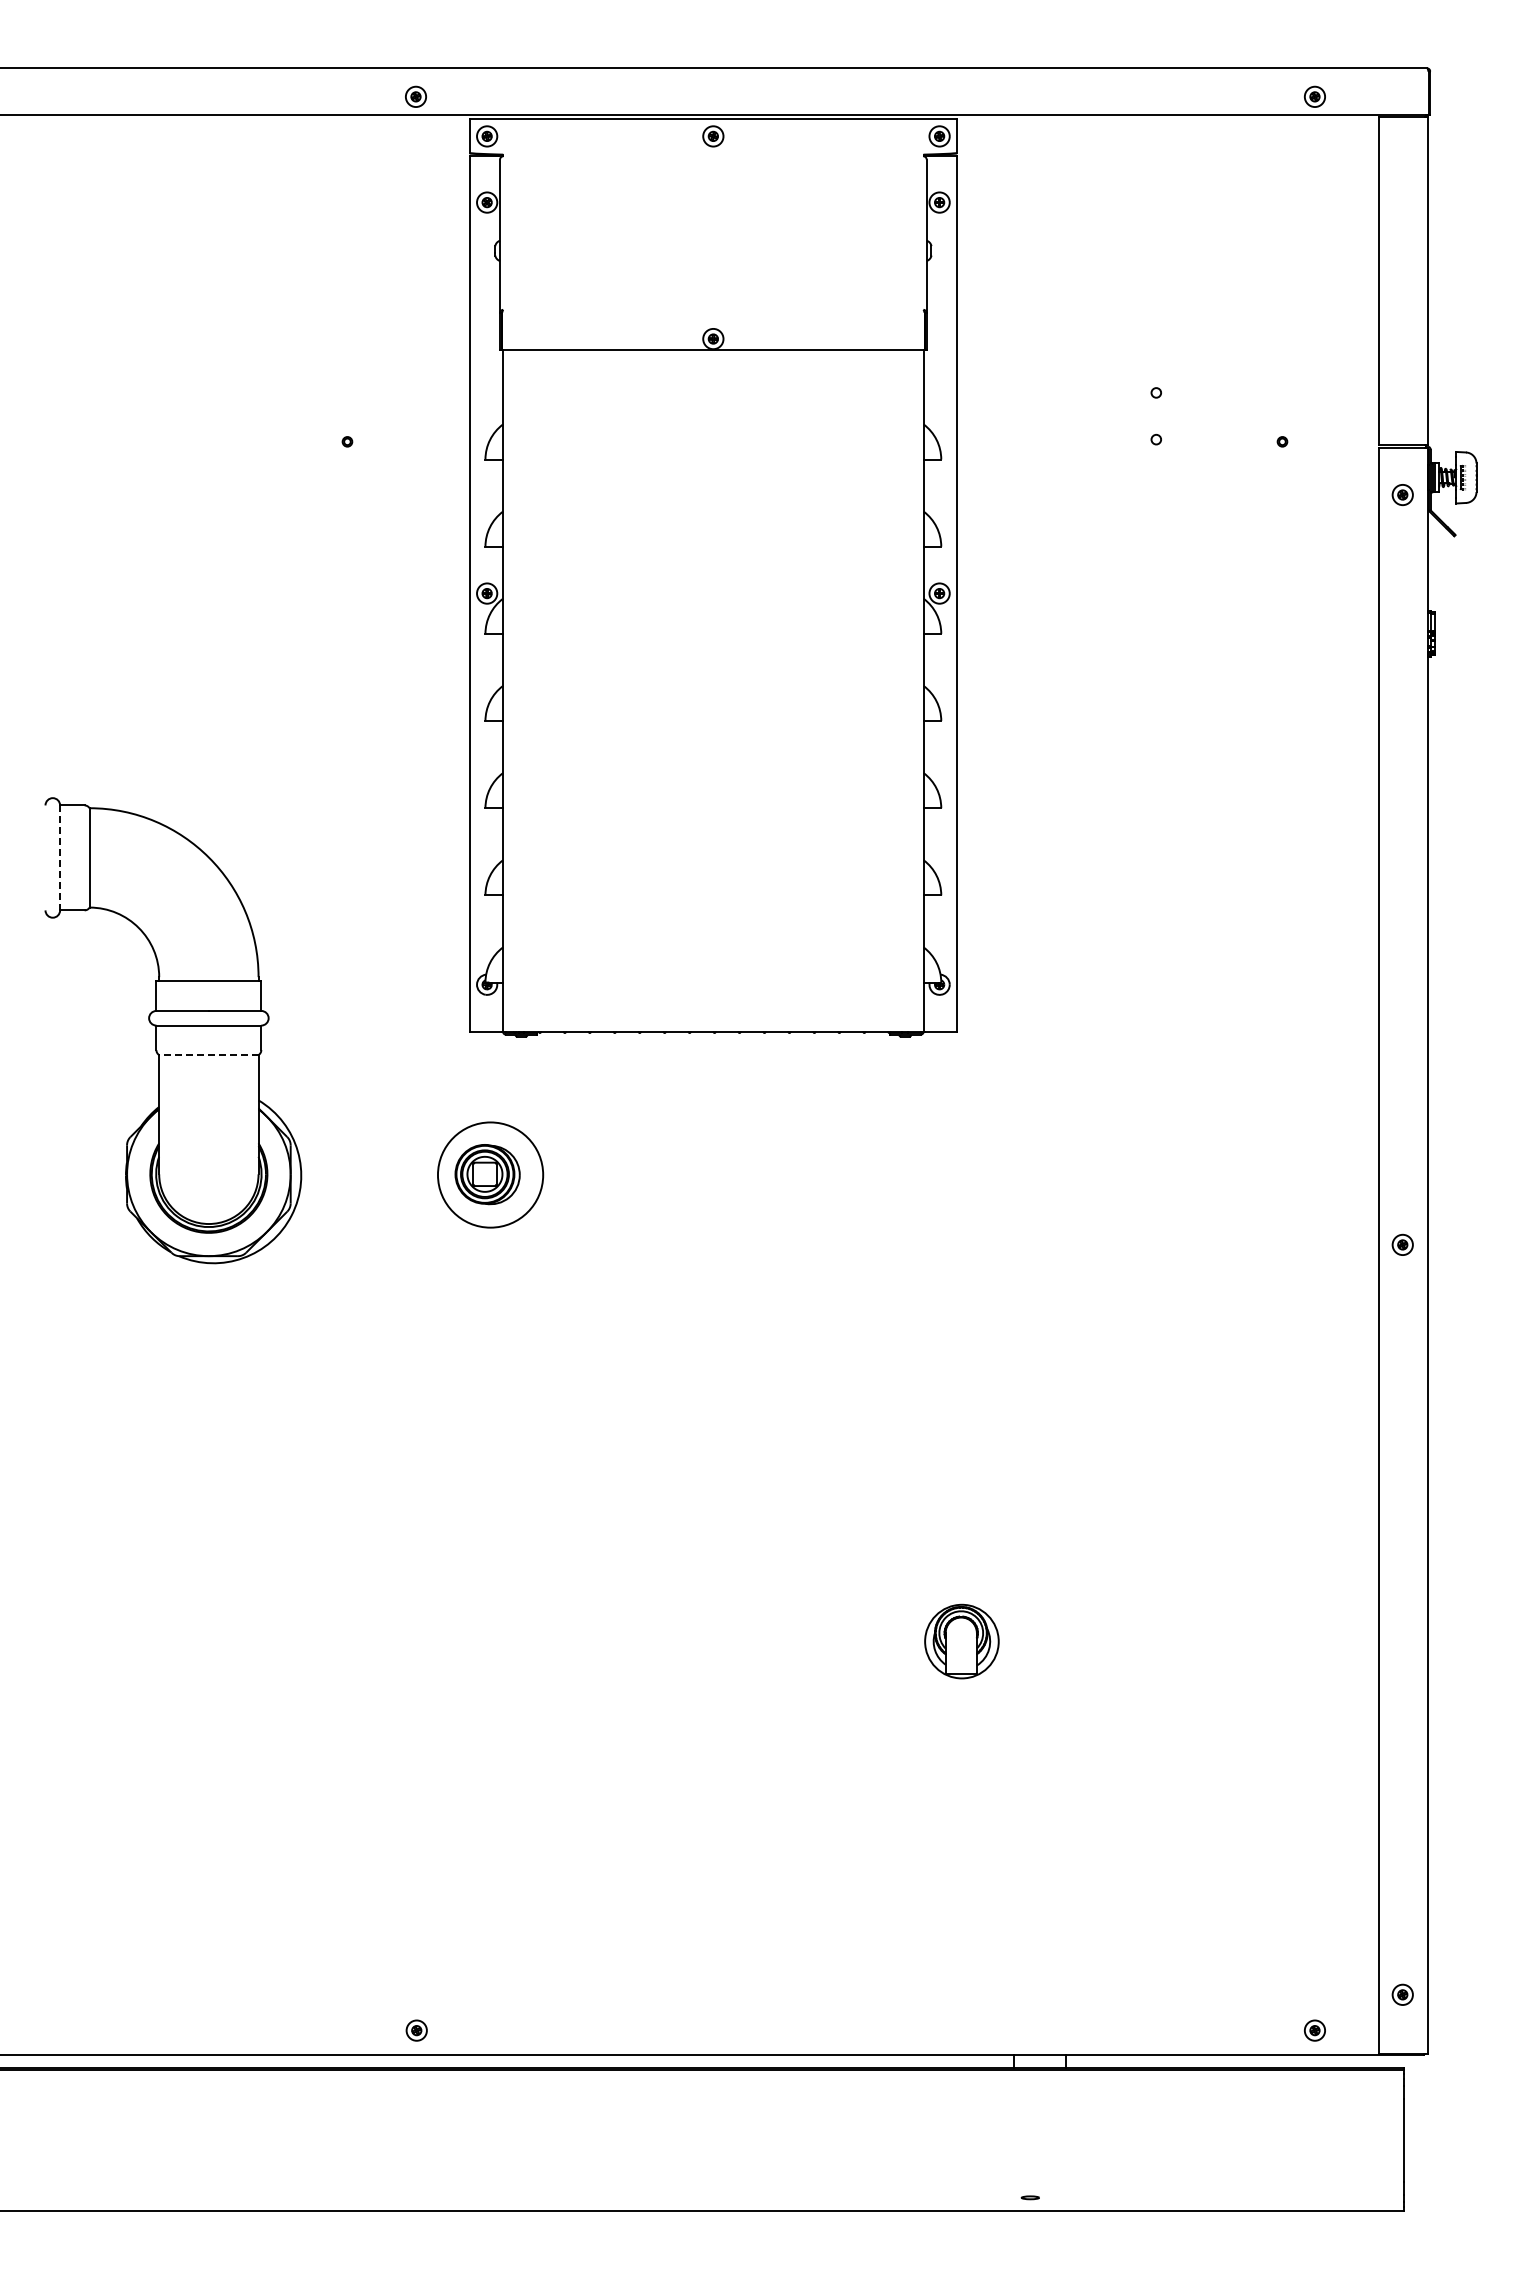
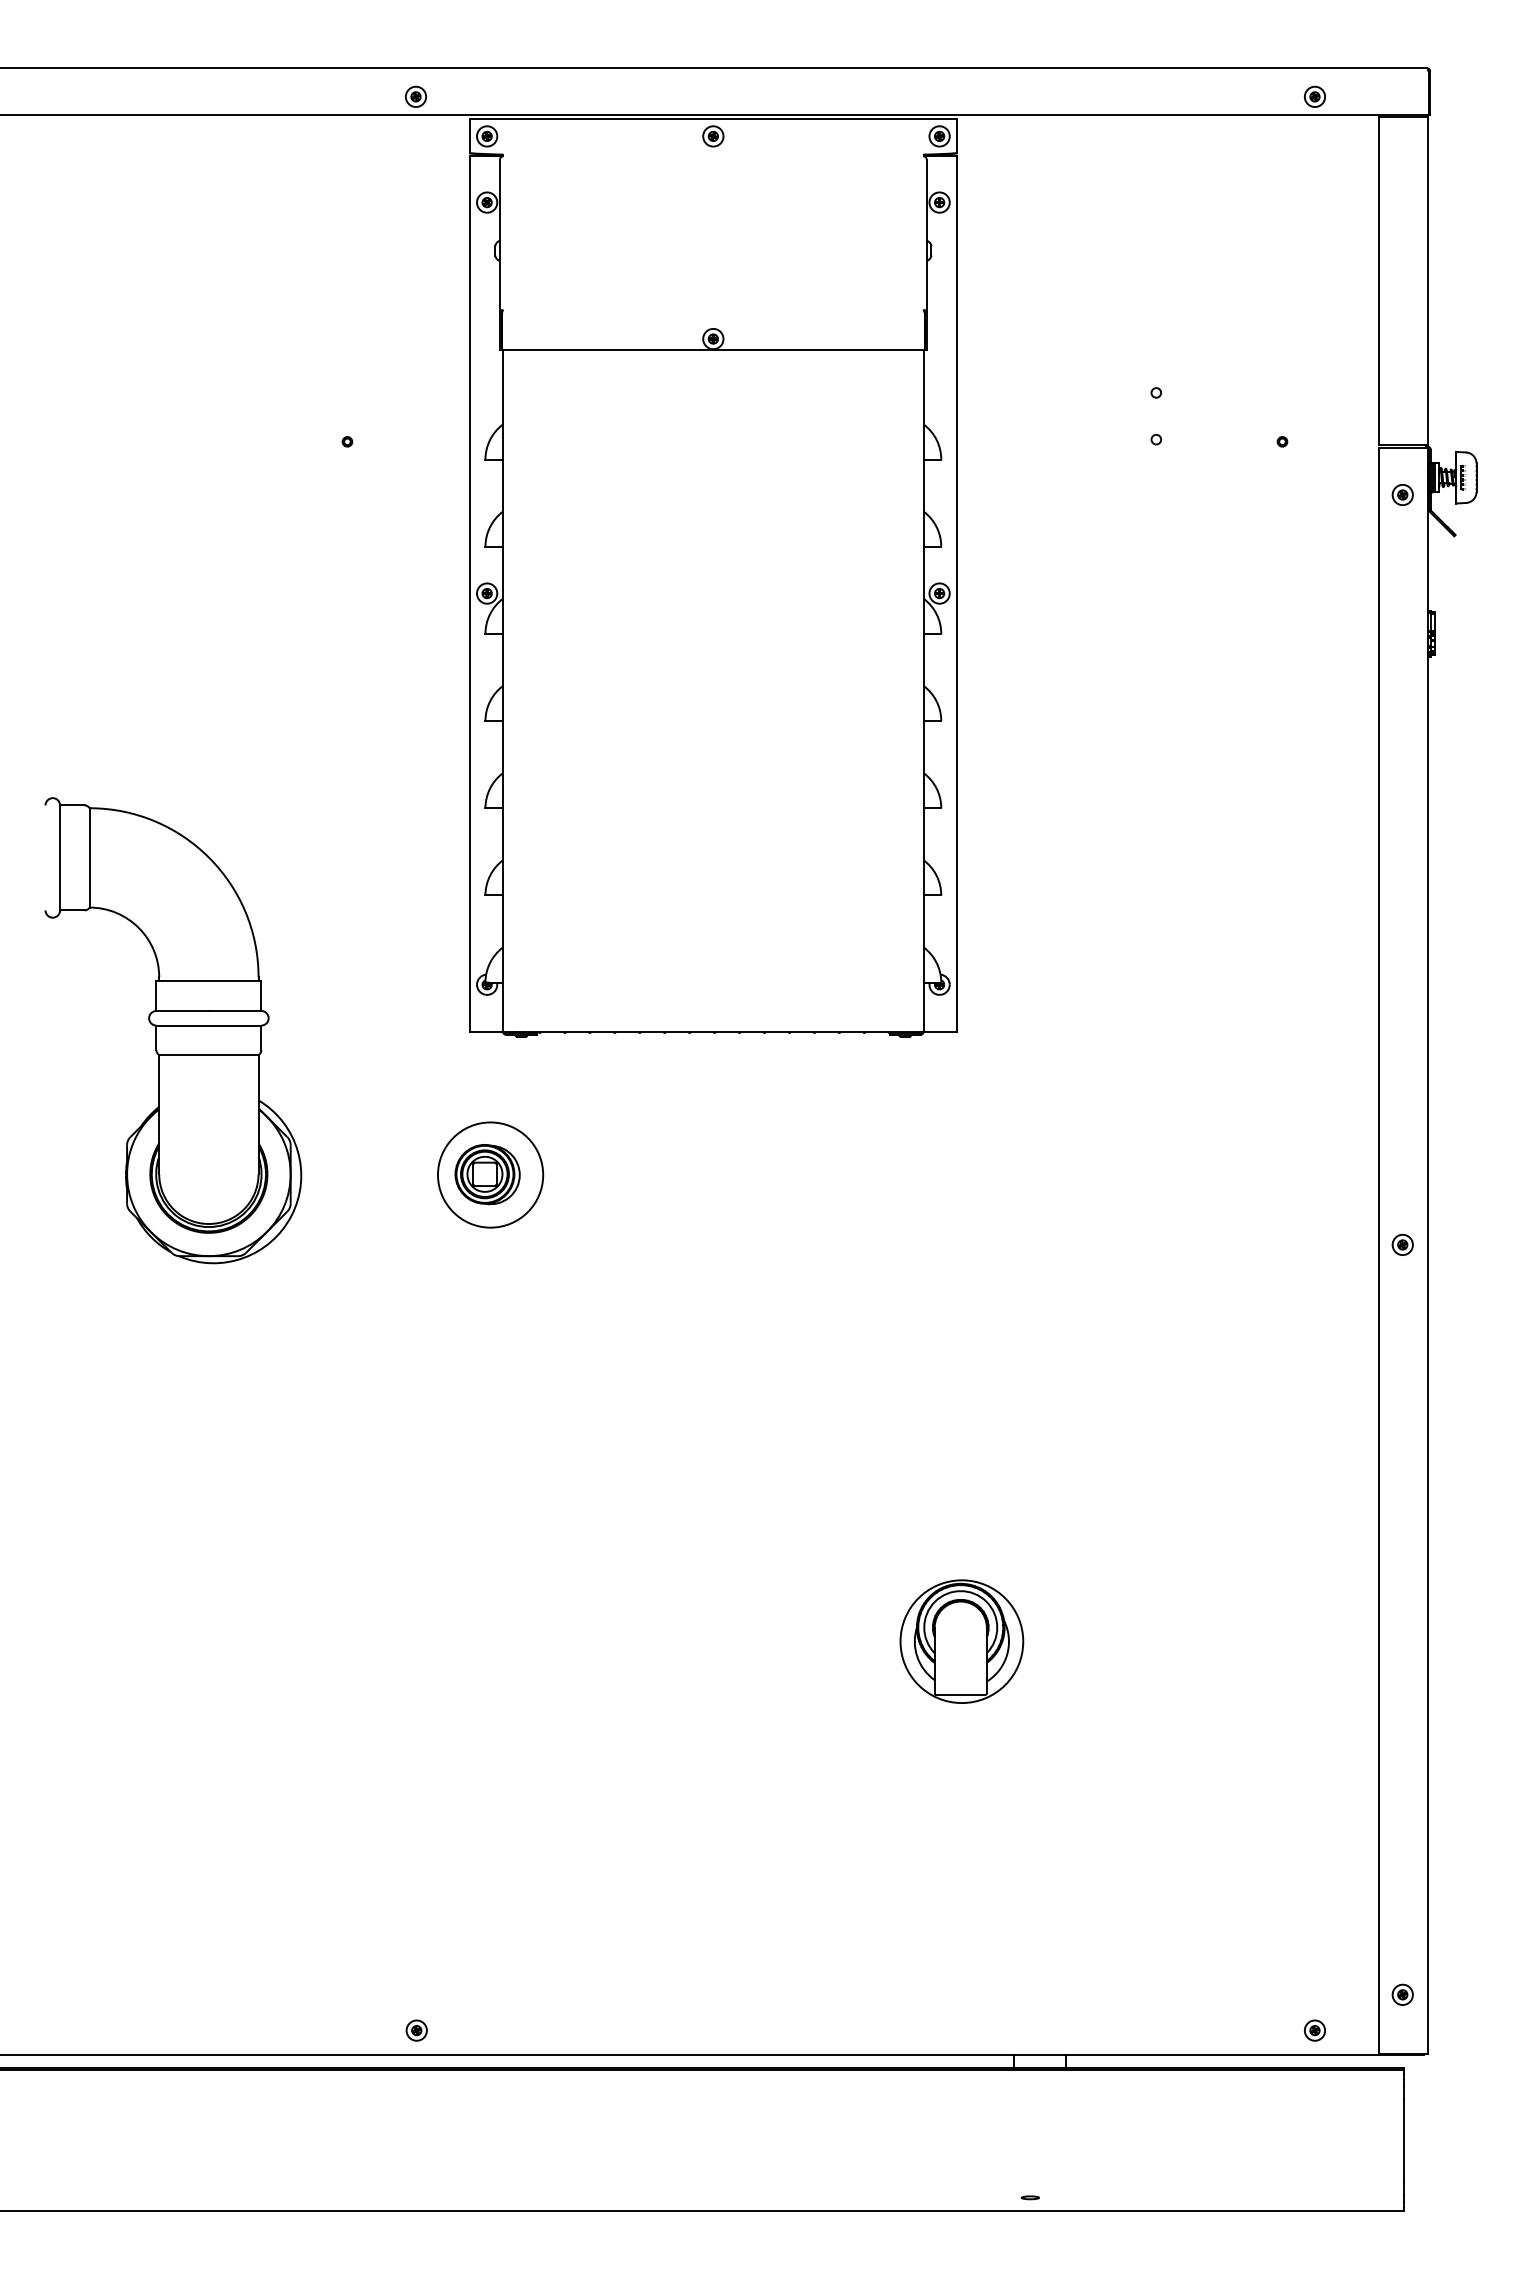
line: dashed -> solid (60, 858)
line: dashed -> solid (208, 1055)
part size: 76x77 px -> 126x125 px (961, 1641)
